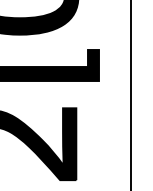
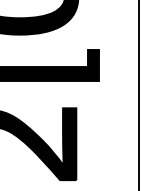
line position: (130, 94) -> (138, 94) (138, 94)
